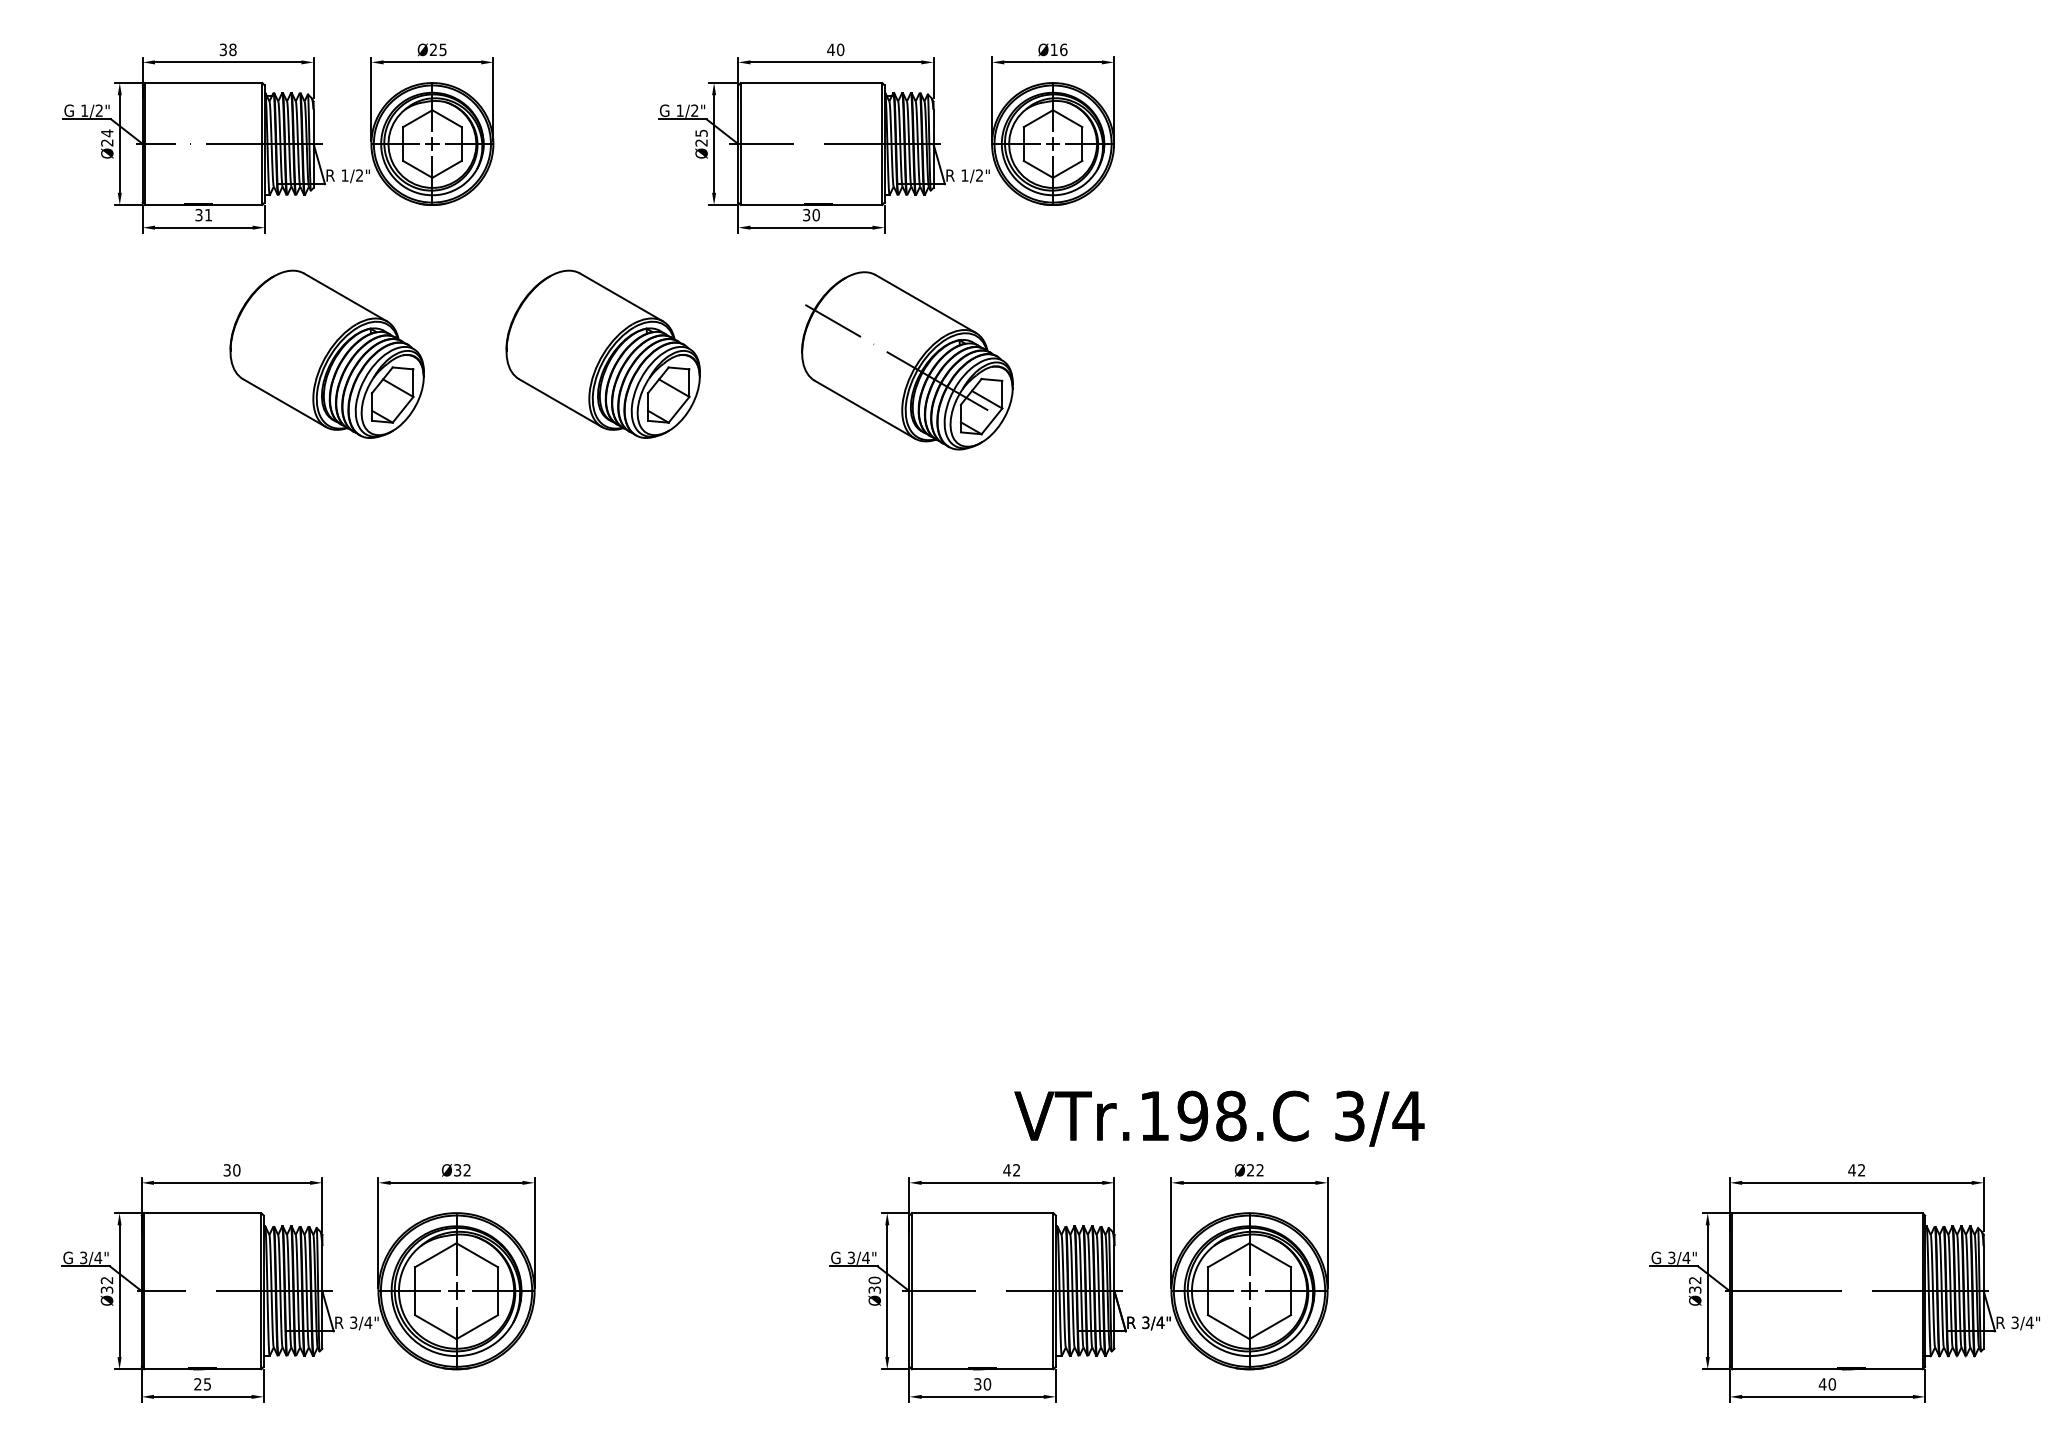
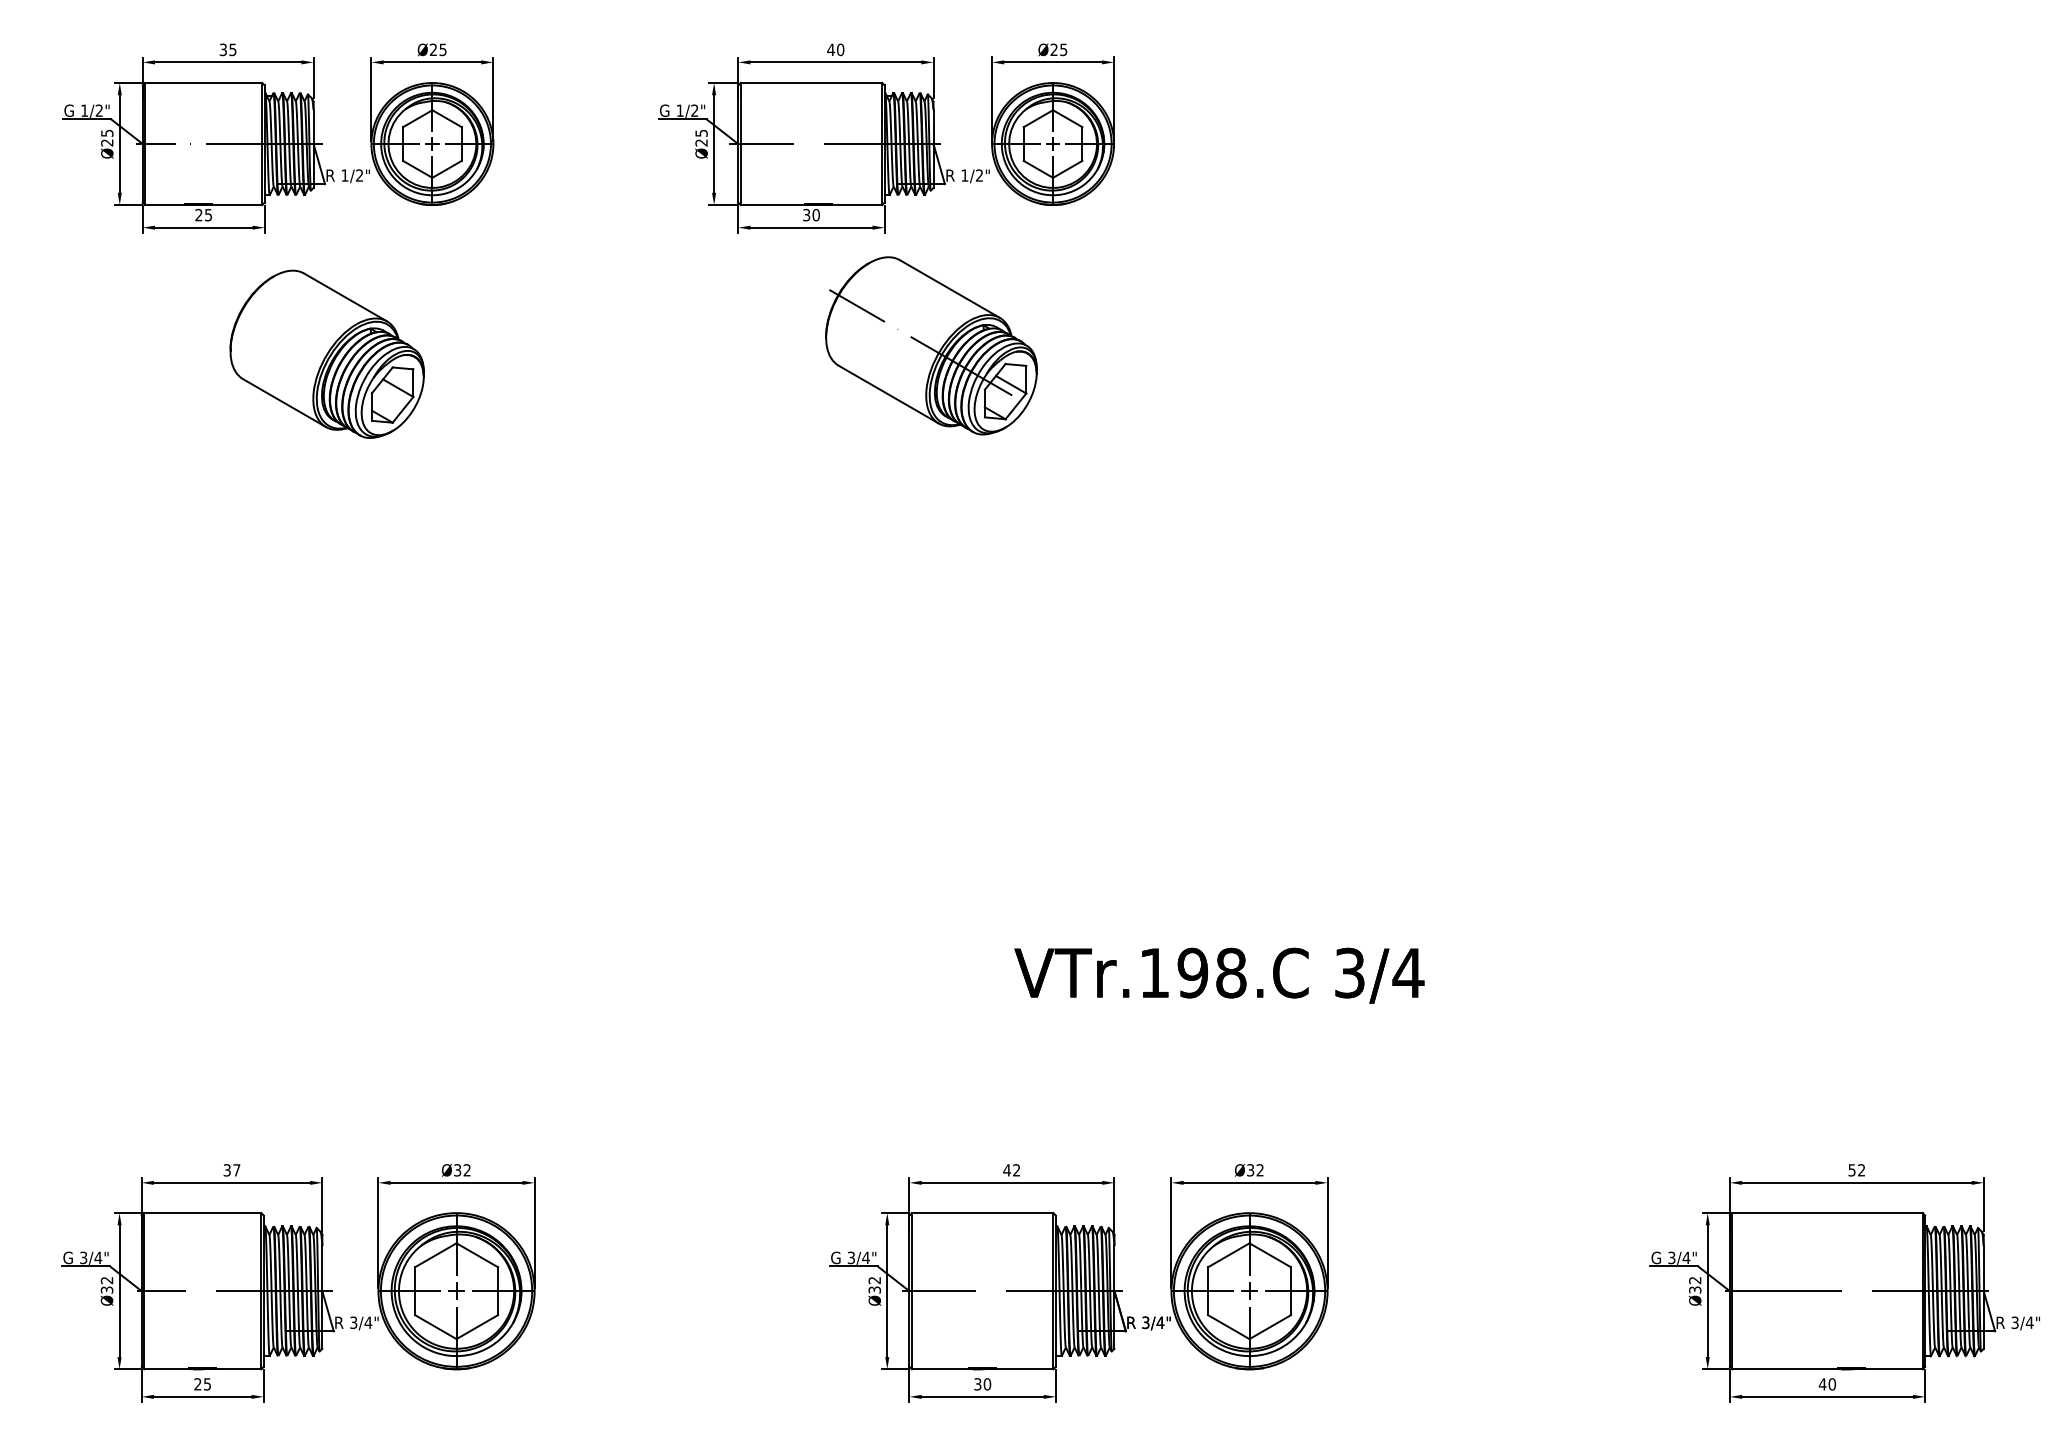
text: 38 -> 35 (232, 49)
text: Ø16 -> Ø25 (1058, 49)
text: Ø24 -> Ø25 (107, 133)
text: 31 -> 25 (203, 215)
part: present -> none (602, 353)
part position: (907, 360) -> (931, 345) (931, 345)
text position: (1219, 1118) -> (1219, 975) (1219, 975)
text: 30 -> 37 (236, 1170)
text: Ø22 -> Ø32 (1250, 1170)
text: 42 -> 52 (1851, 1170)
text: Ø30 -> Ø32 (874, 1280)
